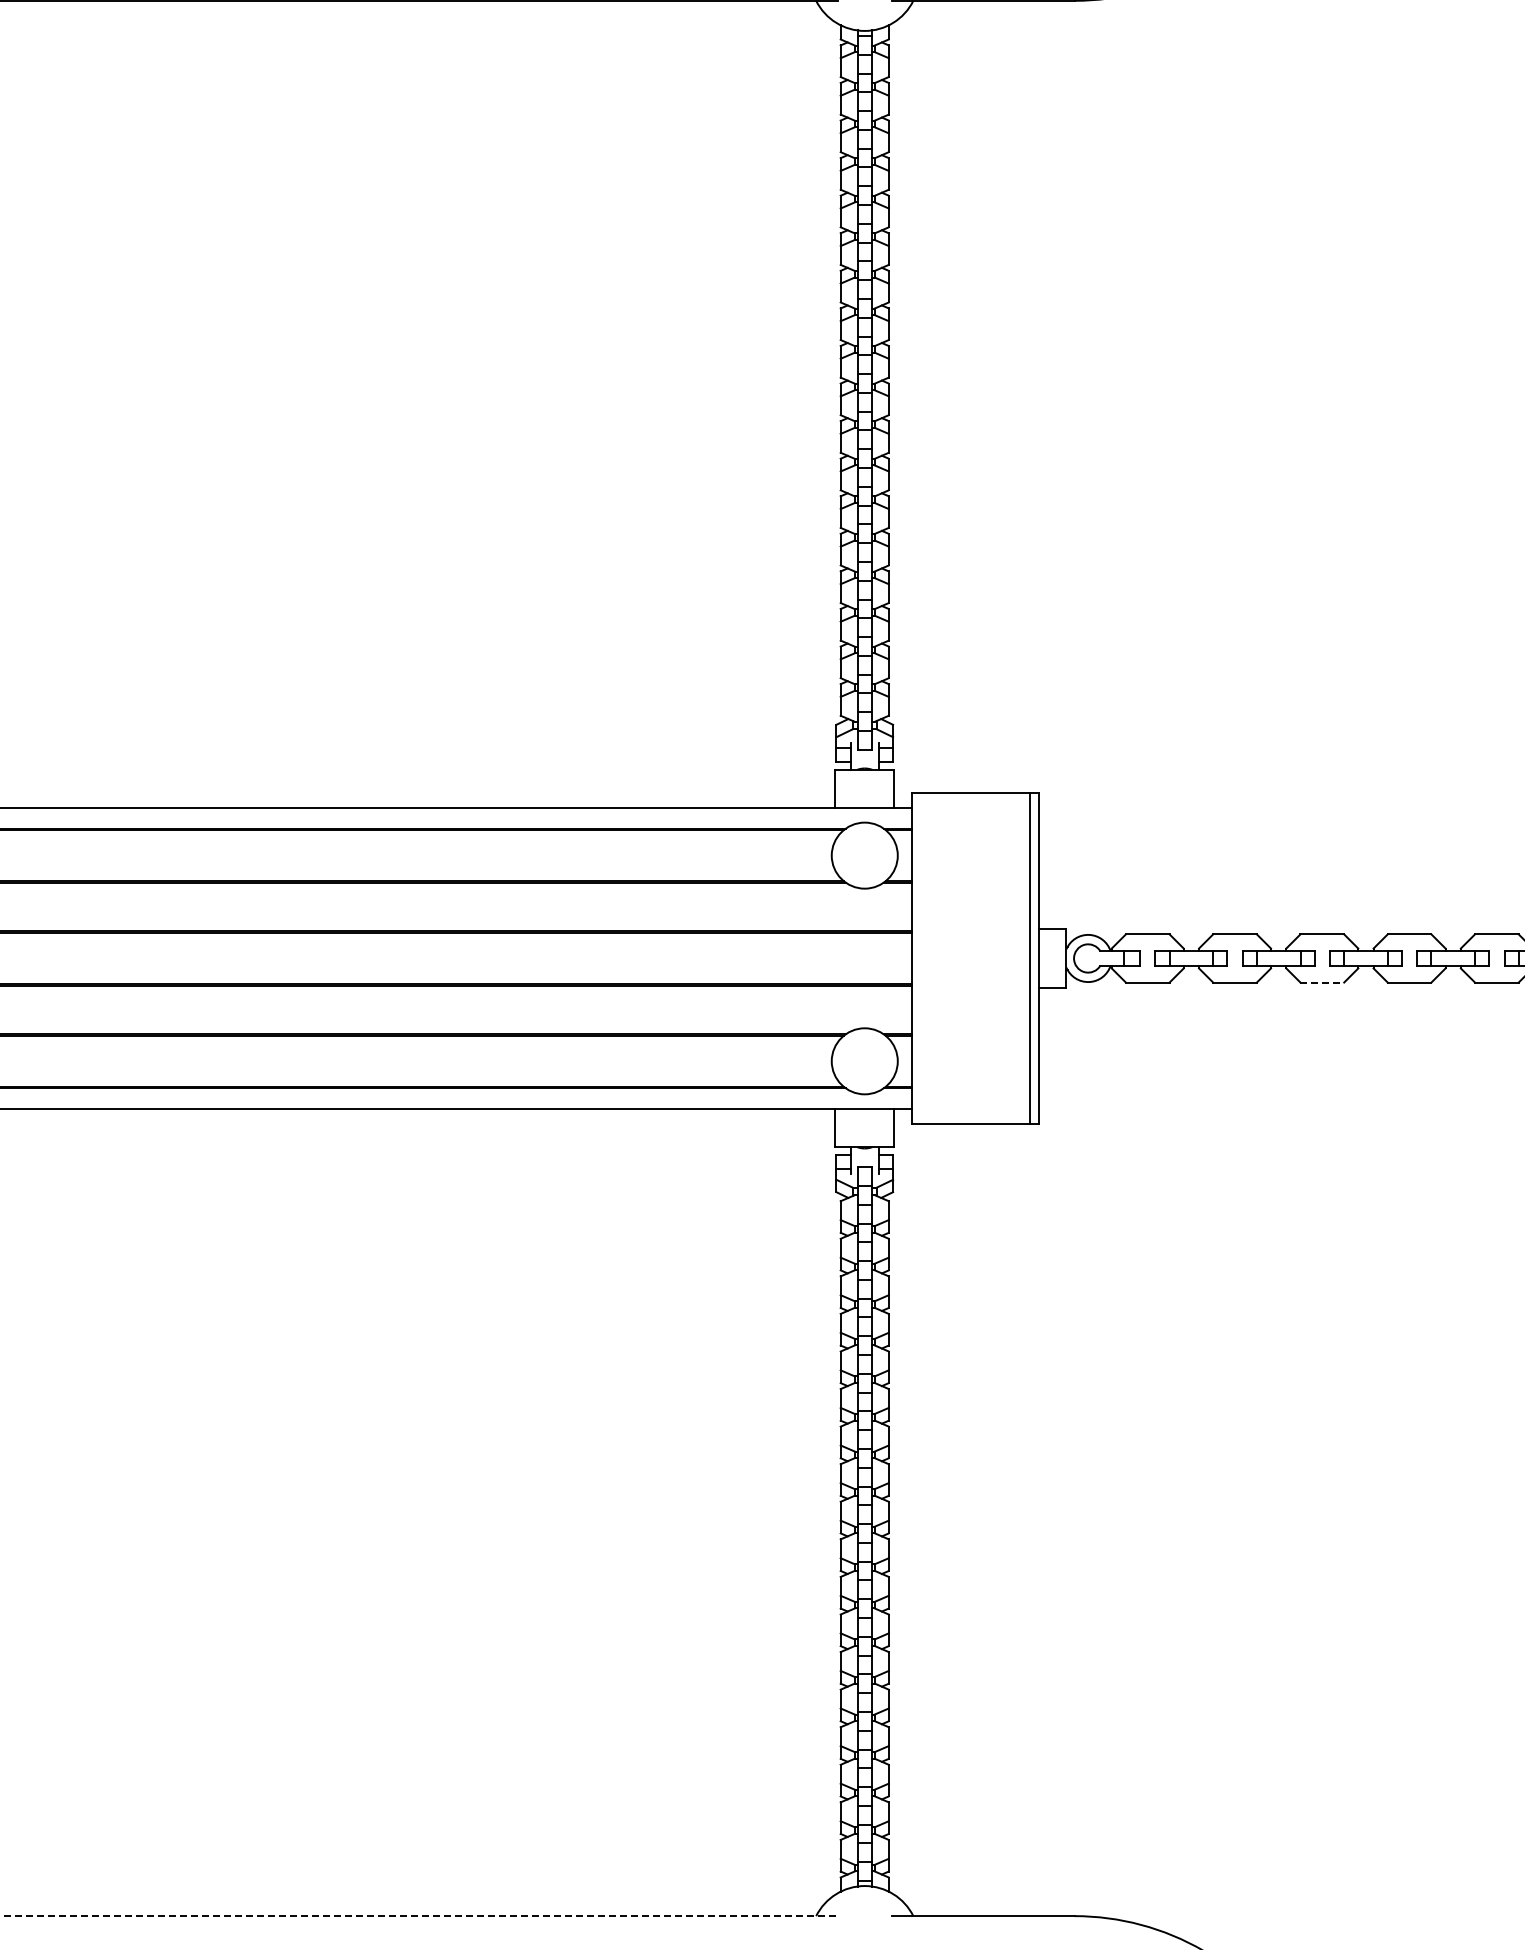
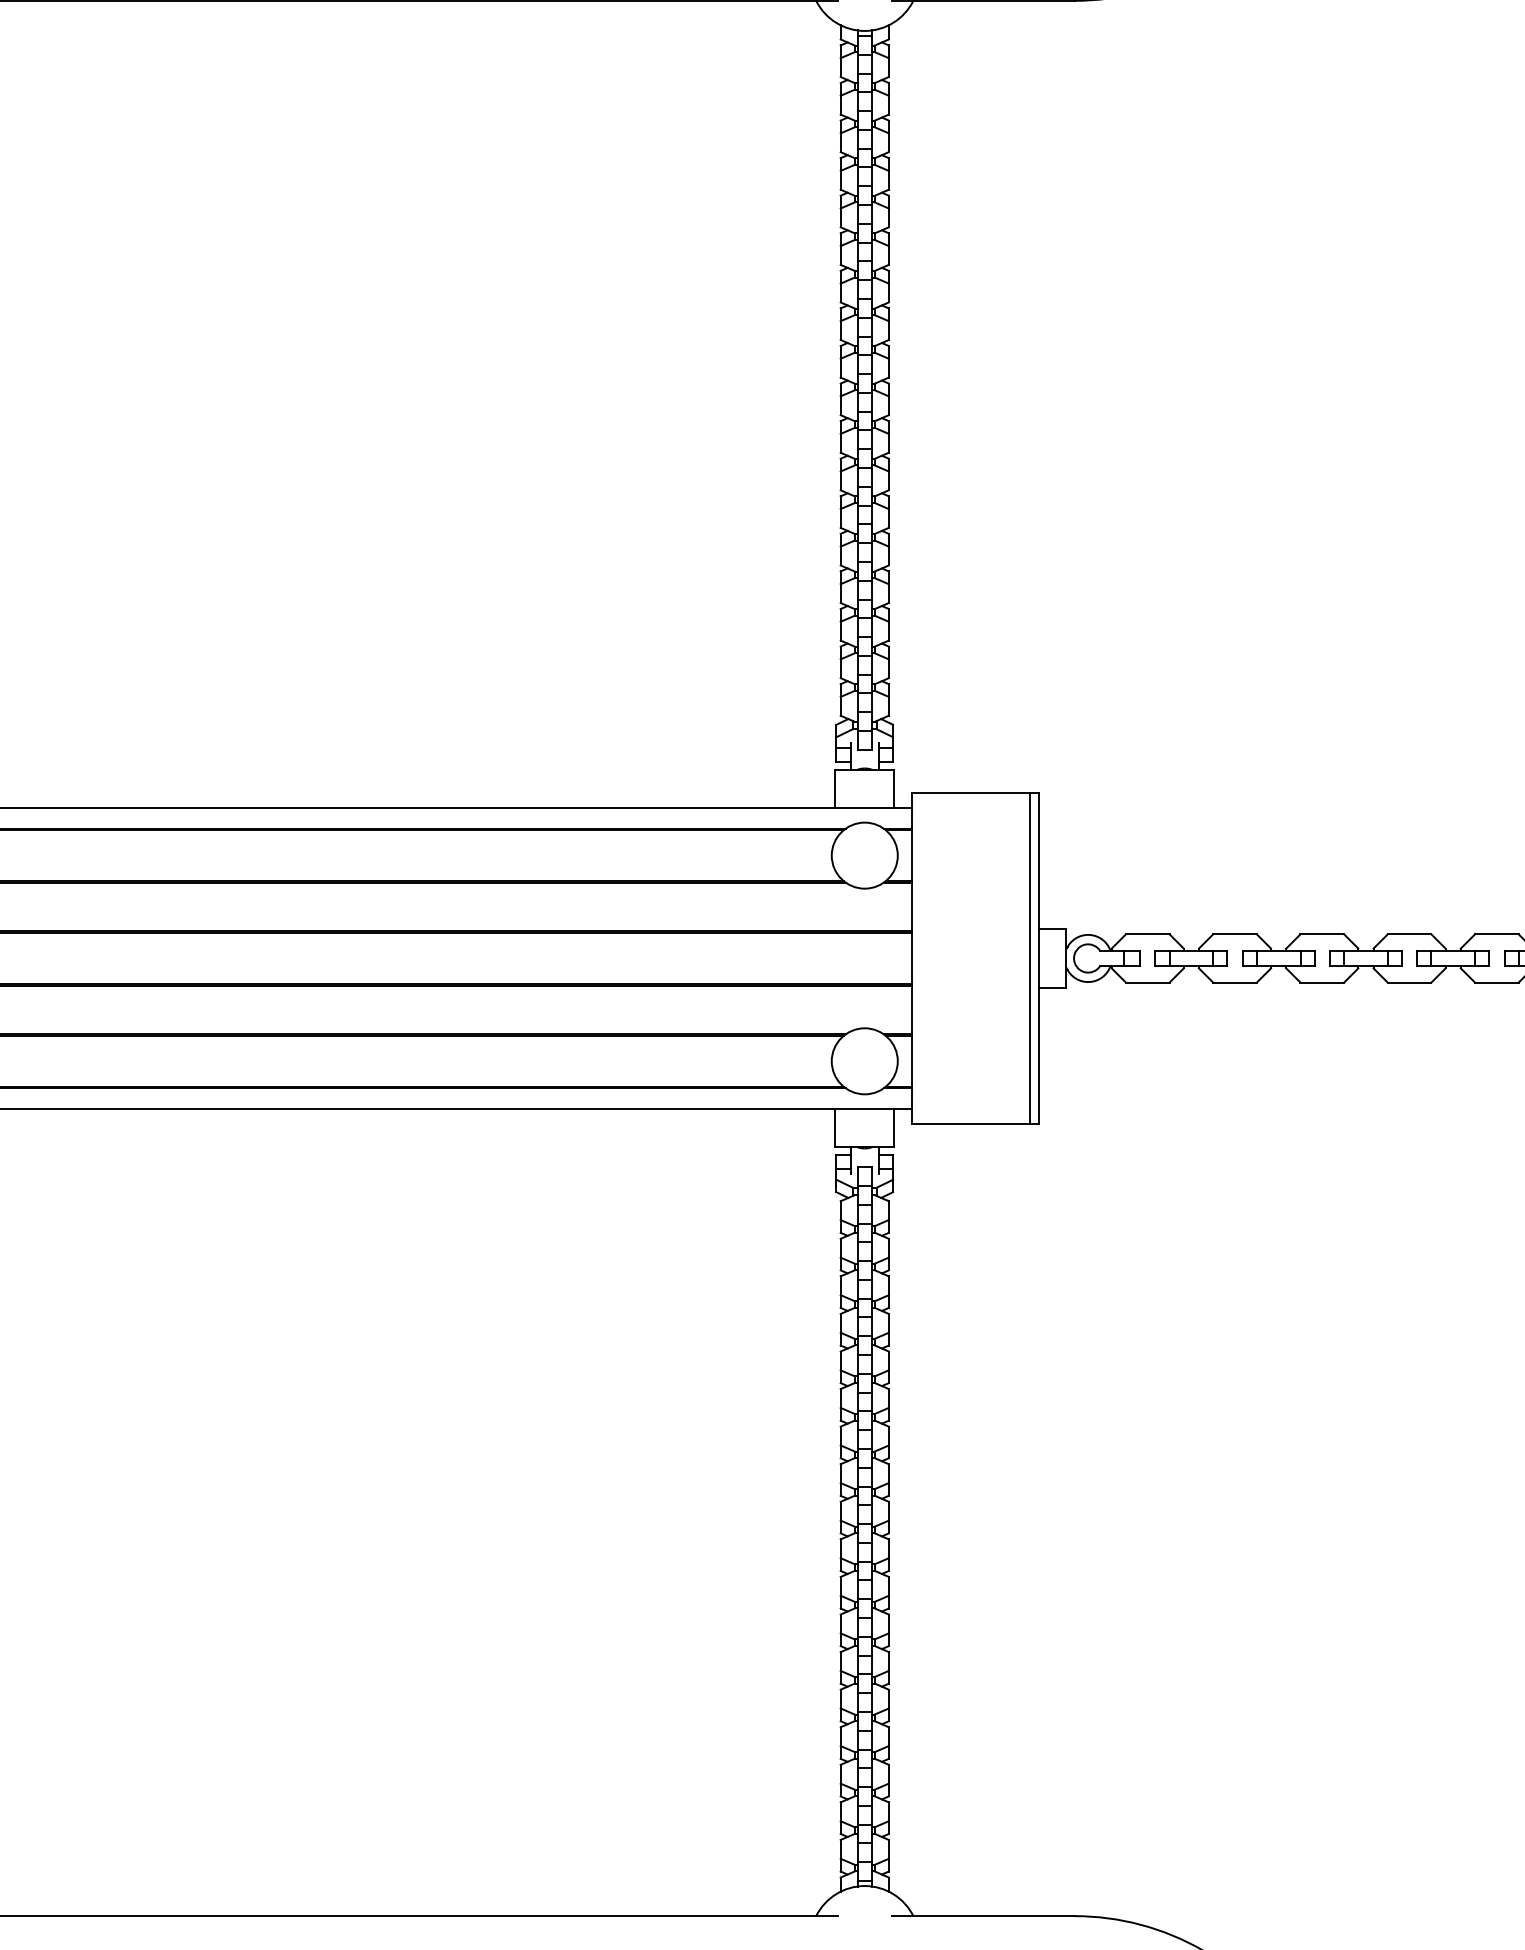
line: dashed -> solid (1322, 982)
line: dashed -> solid (418, 1916)
